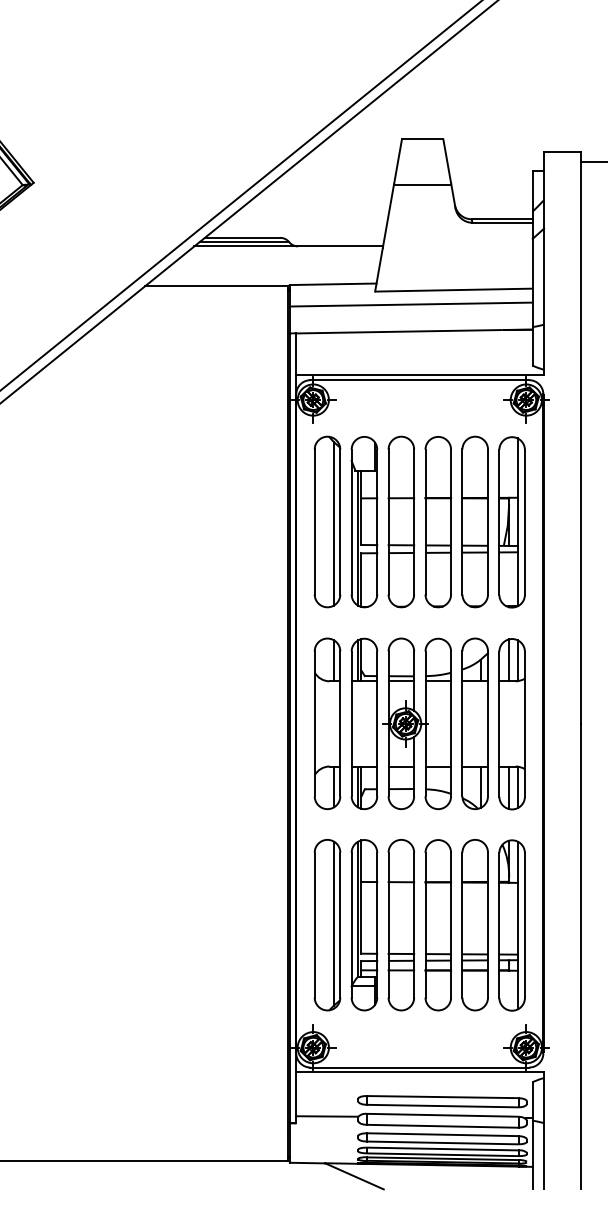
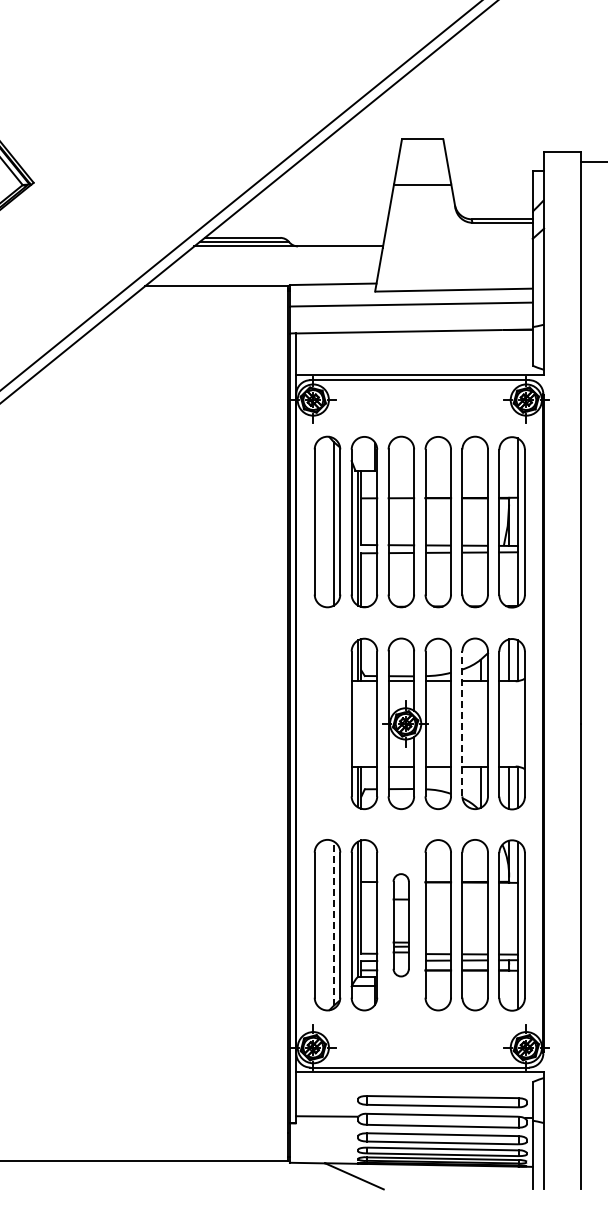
part: present -> none (327, 723)
line: solid -> dashed (462, 723)
line: solid -> dashed (333, 923)
part size: 28x173 px -> 18x105 px (400, 925)
